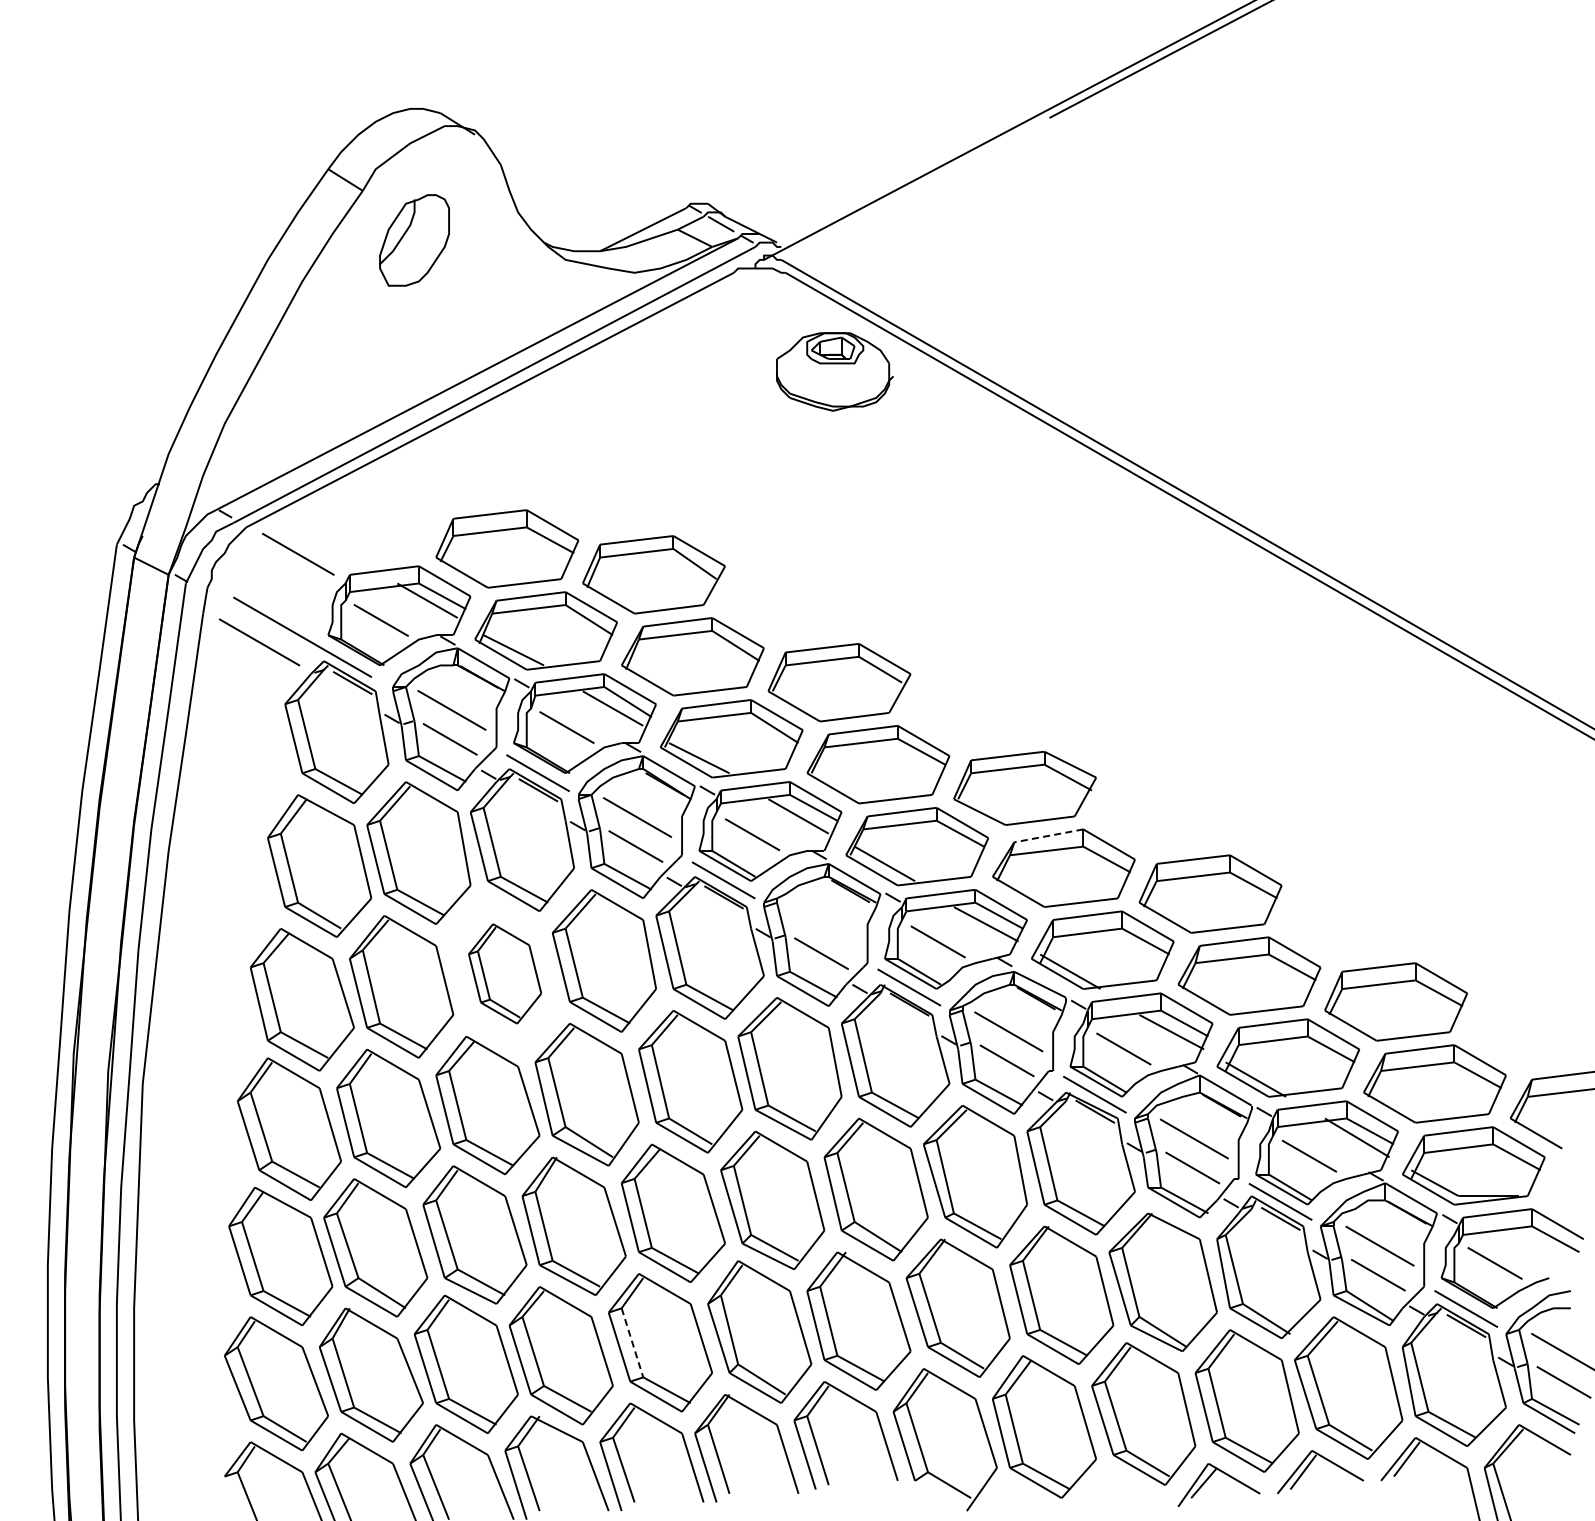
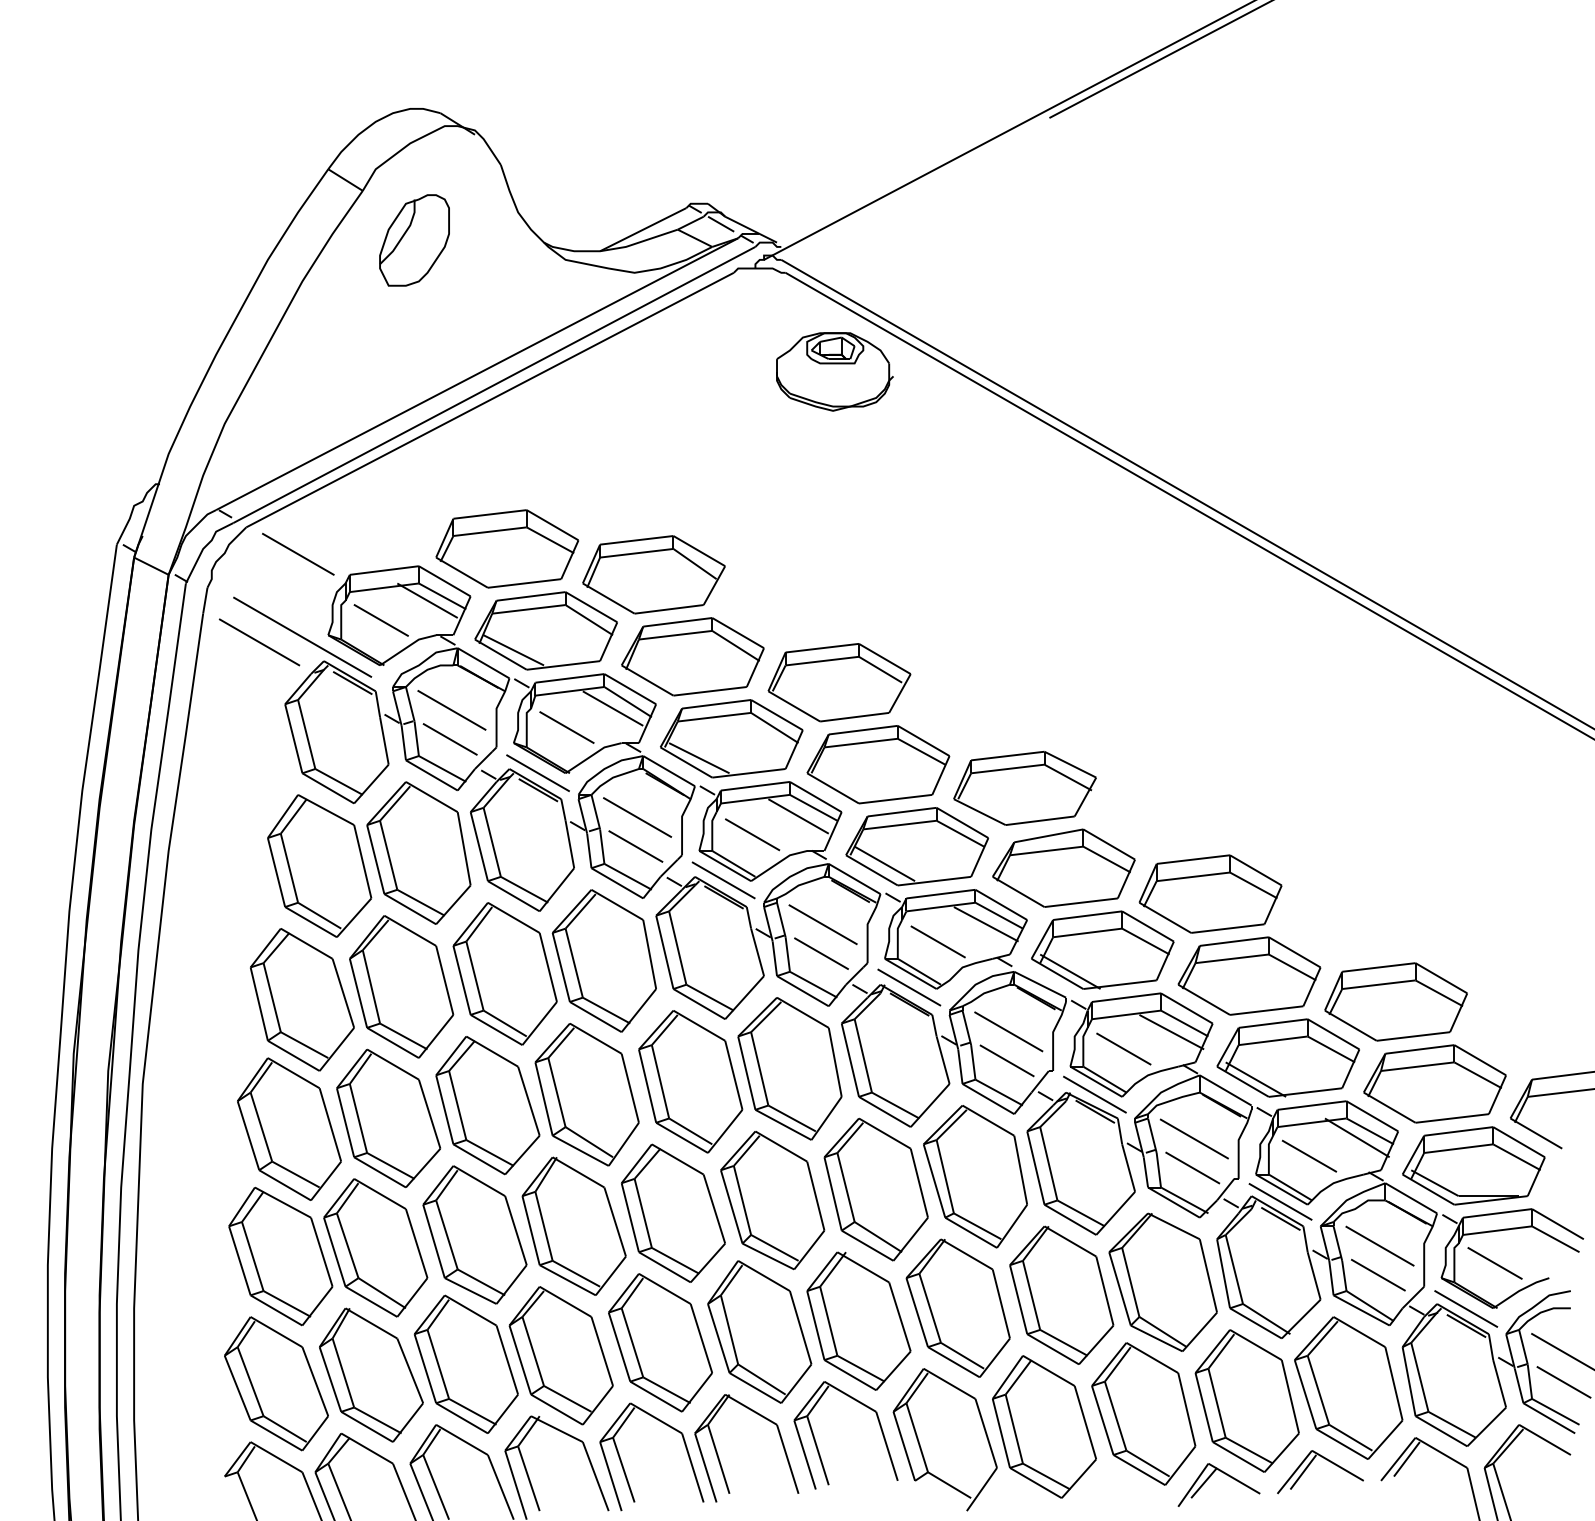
line: dashed -> solid (1048, 835)
line: none -> present (822, 924)
part size: 74x102 px -> 106x144 px (504, 973)
line: dashed -> solid (632, 1343)
